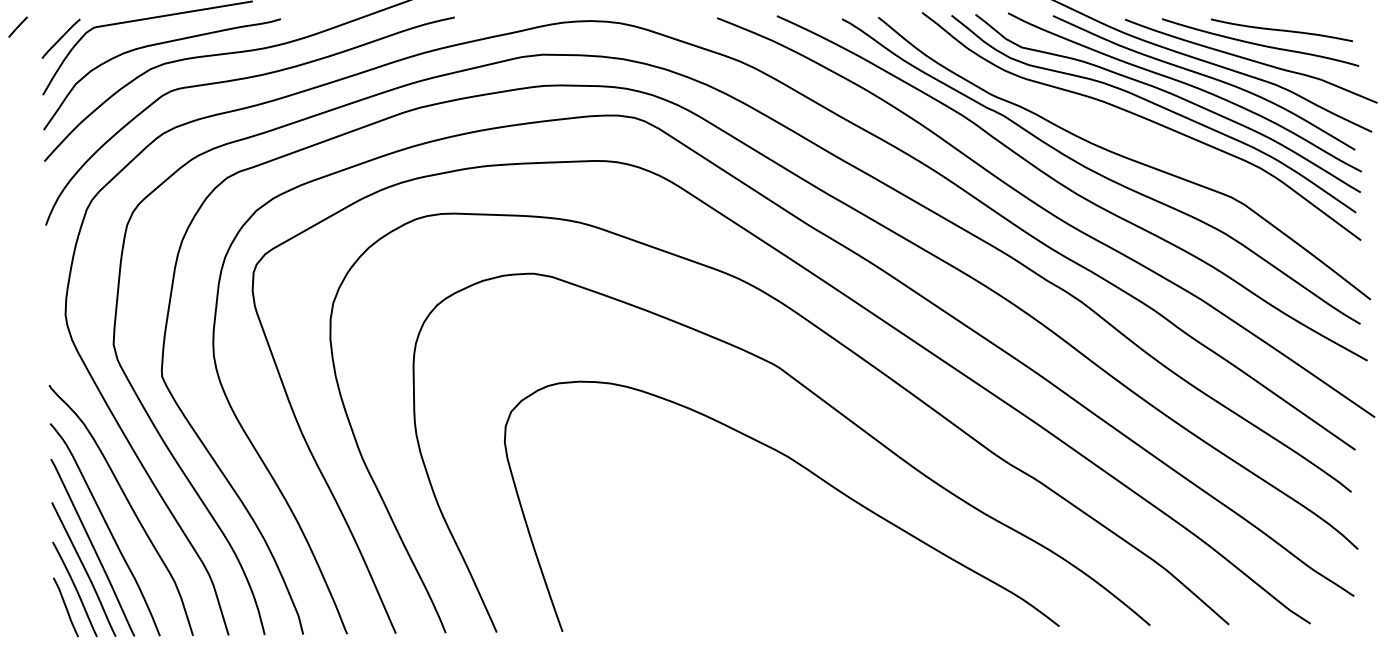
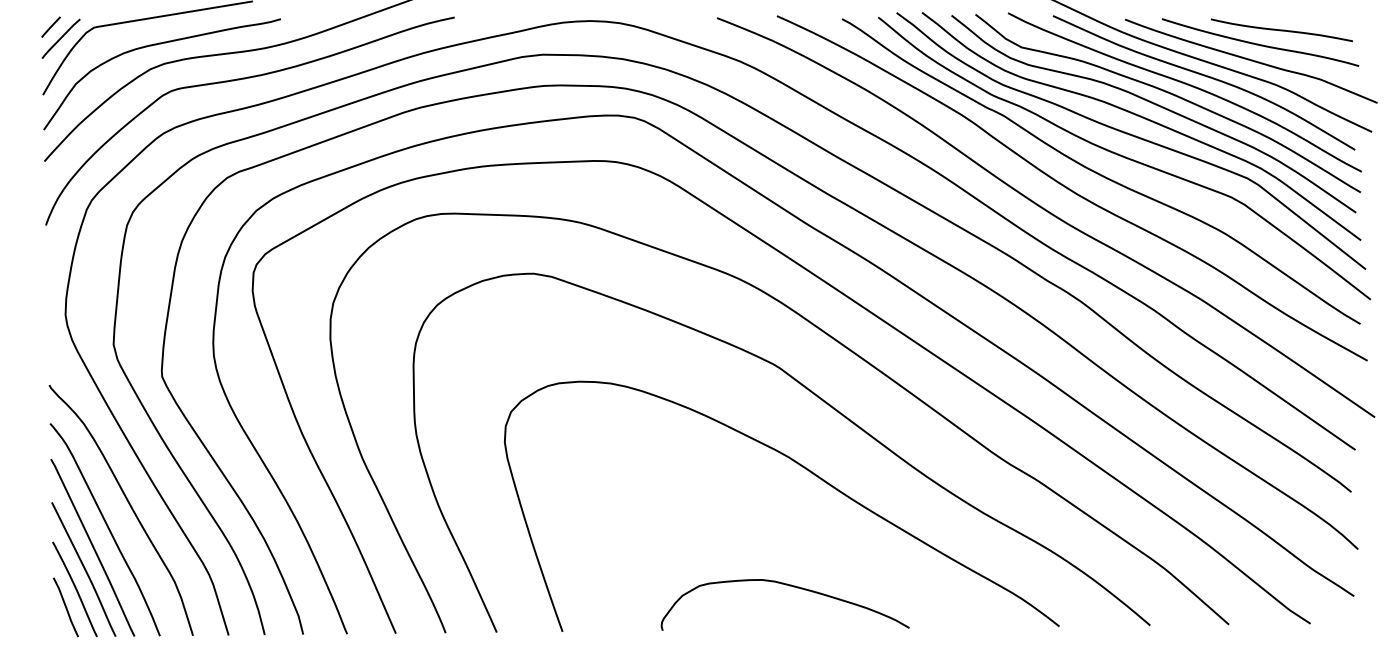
line position: (17, 26) -> (50, 26) (50, 26)
curve: none -> present (1132, 136)
curve: none -> present (789, 586)
